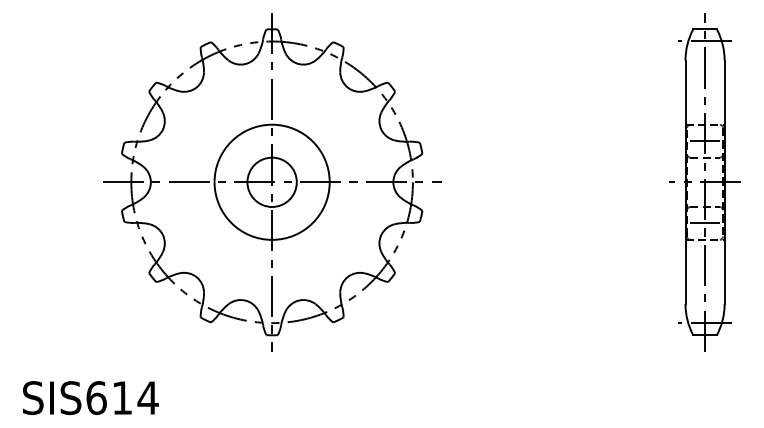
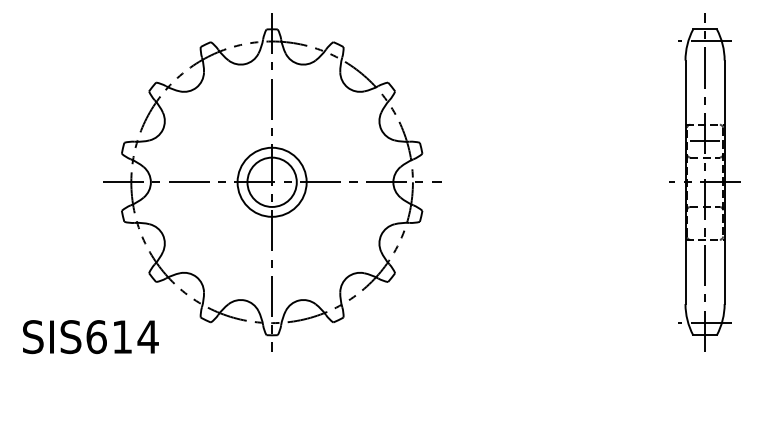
circle diameter: 115 px -> 69 px (271, 181)
line: present -> none (704, 223)
text position: (90, 398) -> (90, 337) (90, 337)
